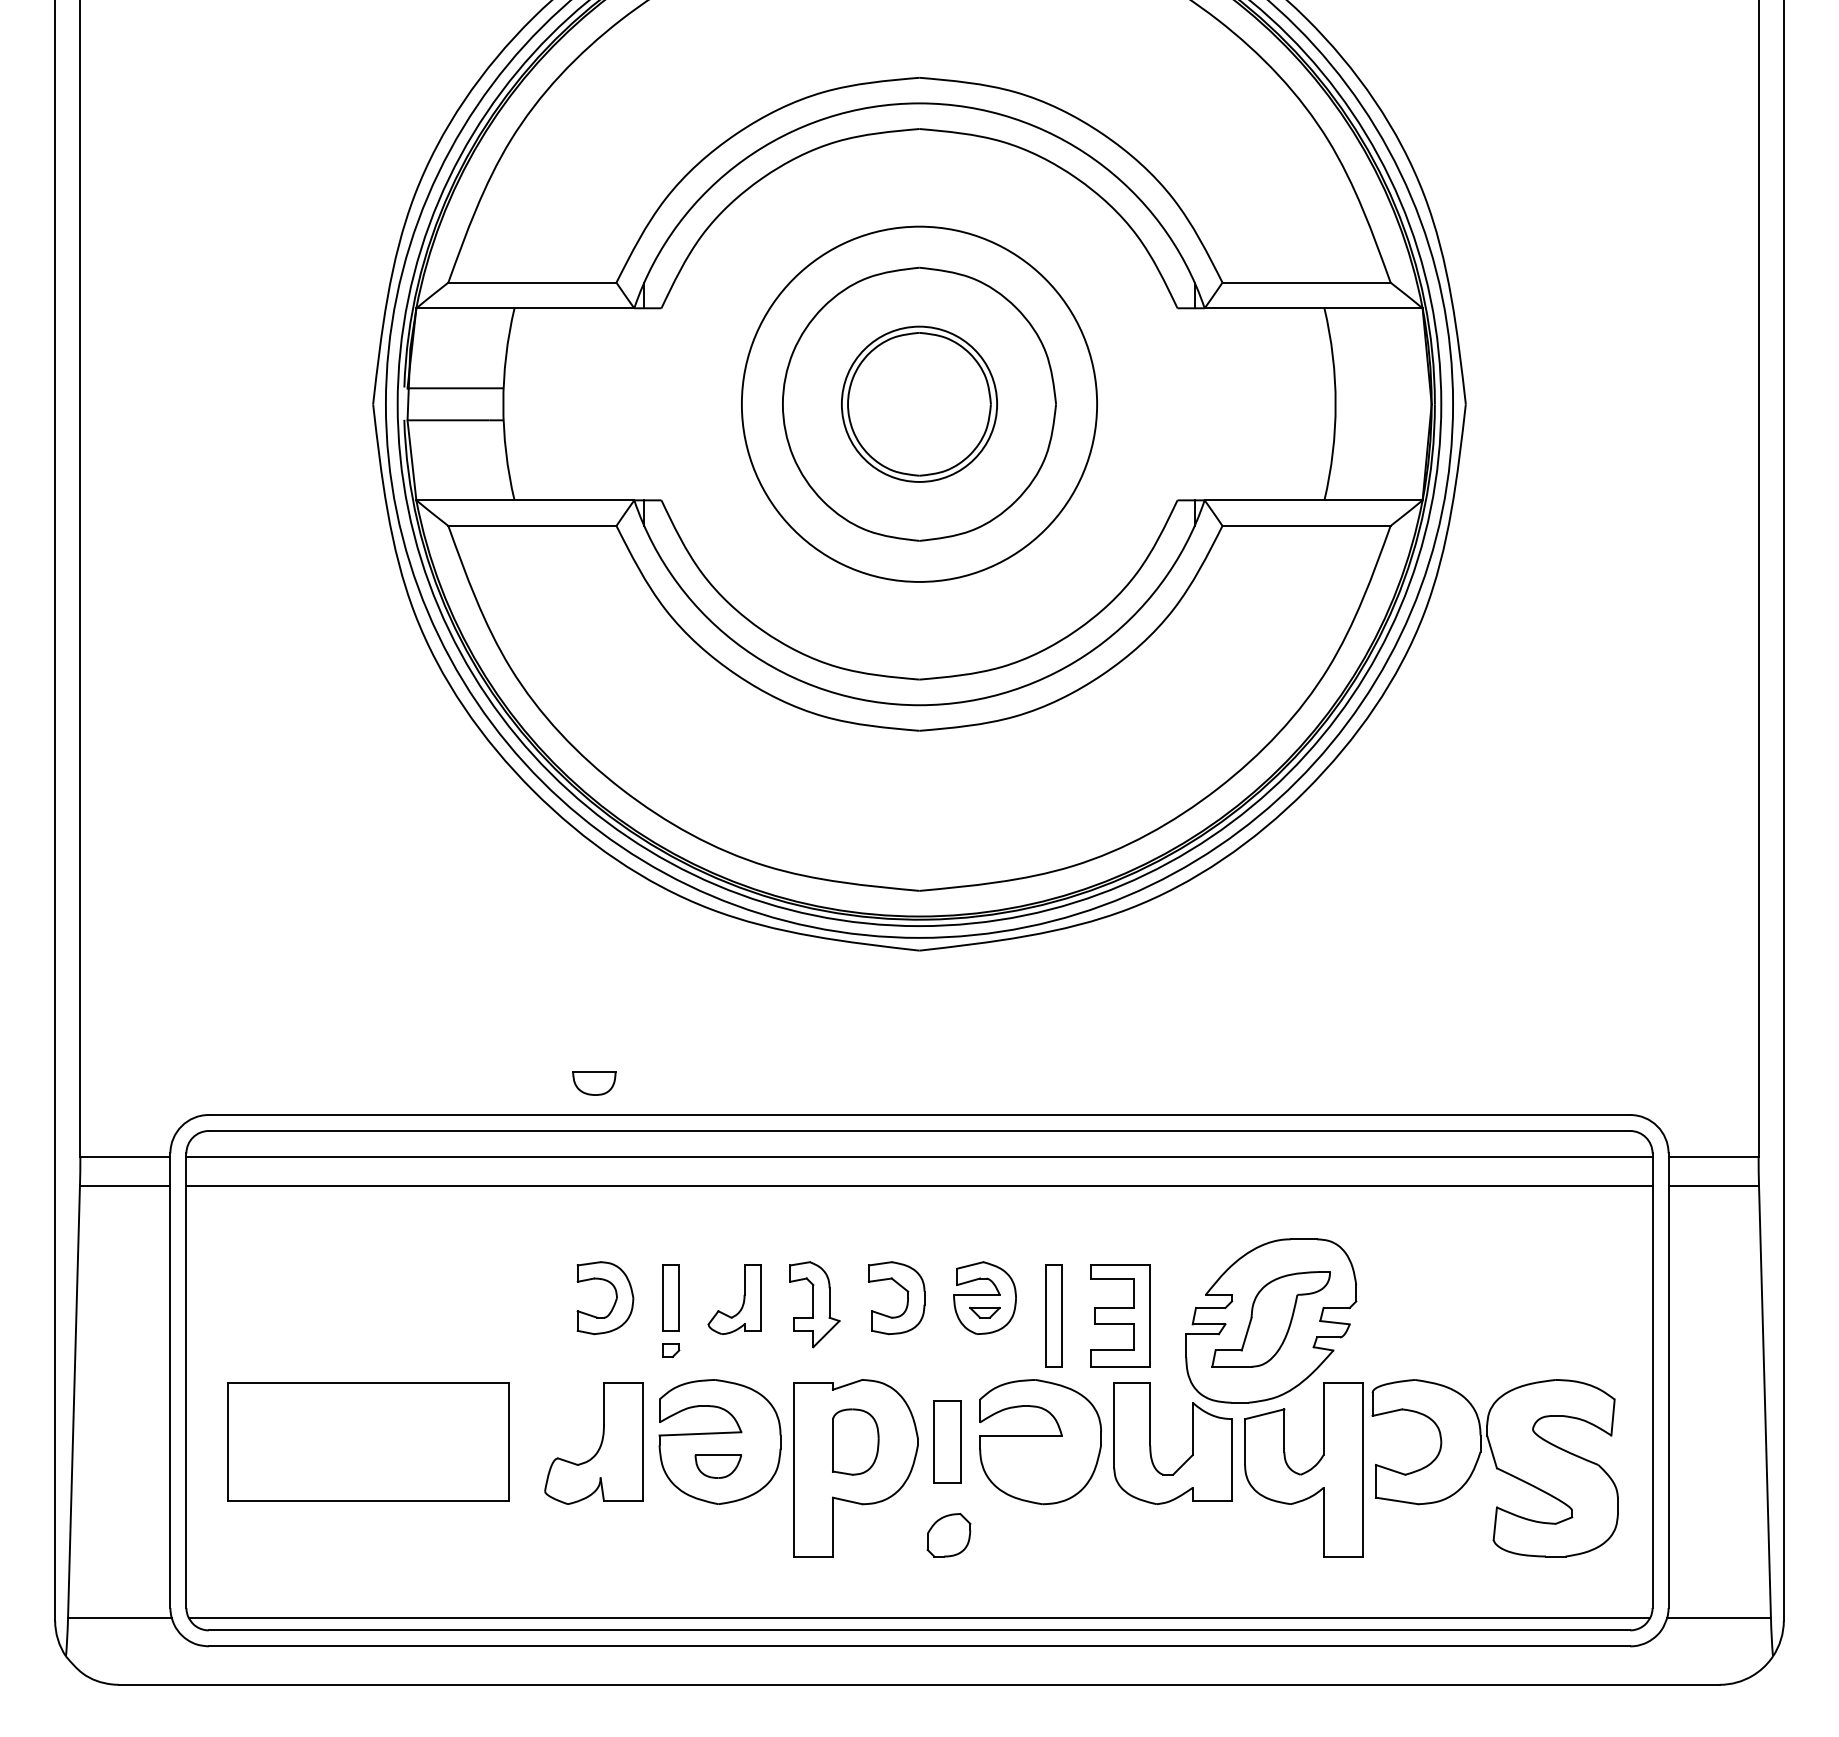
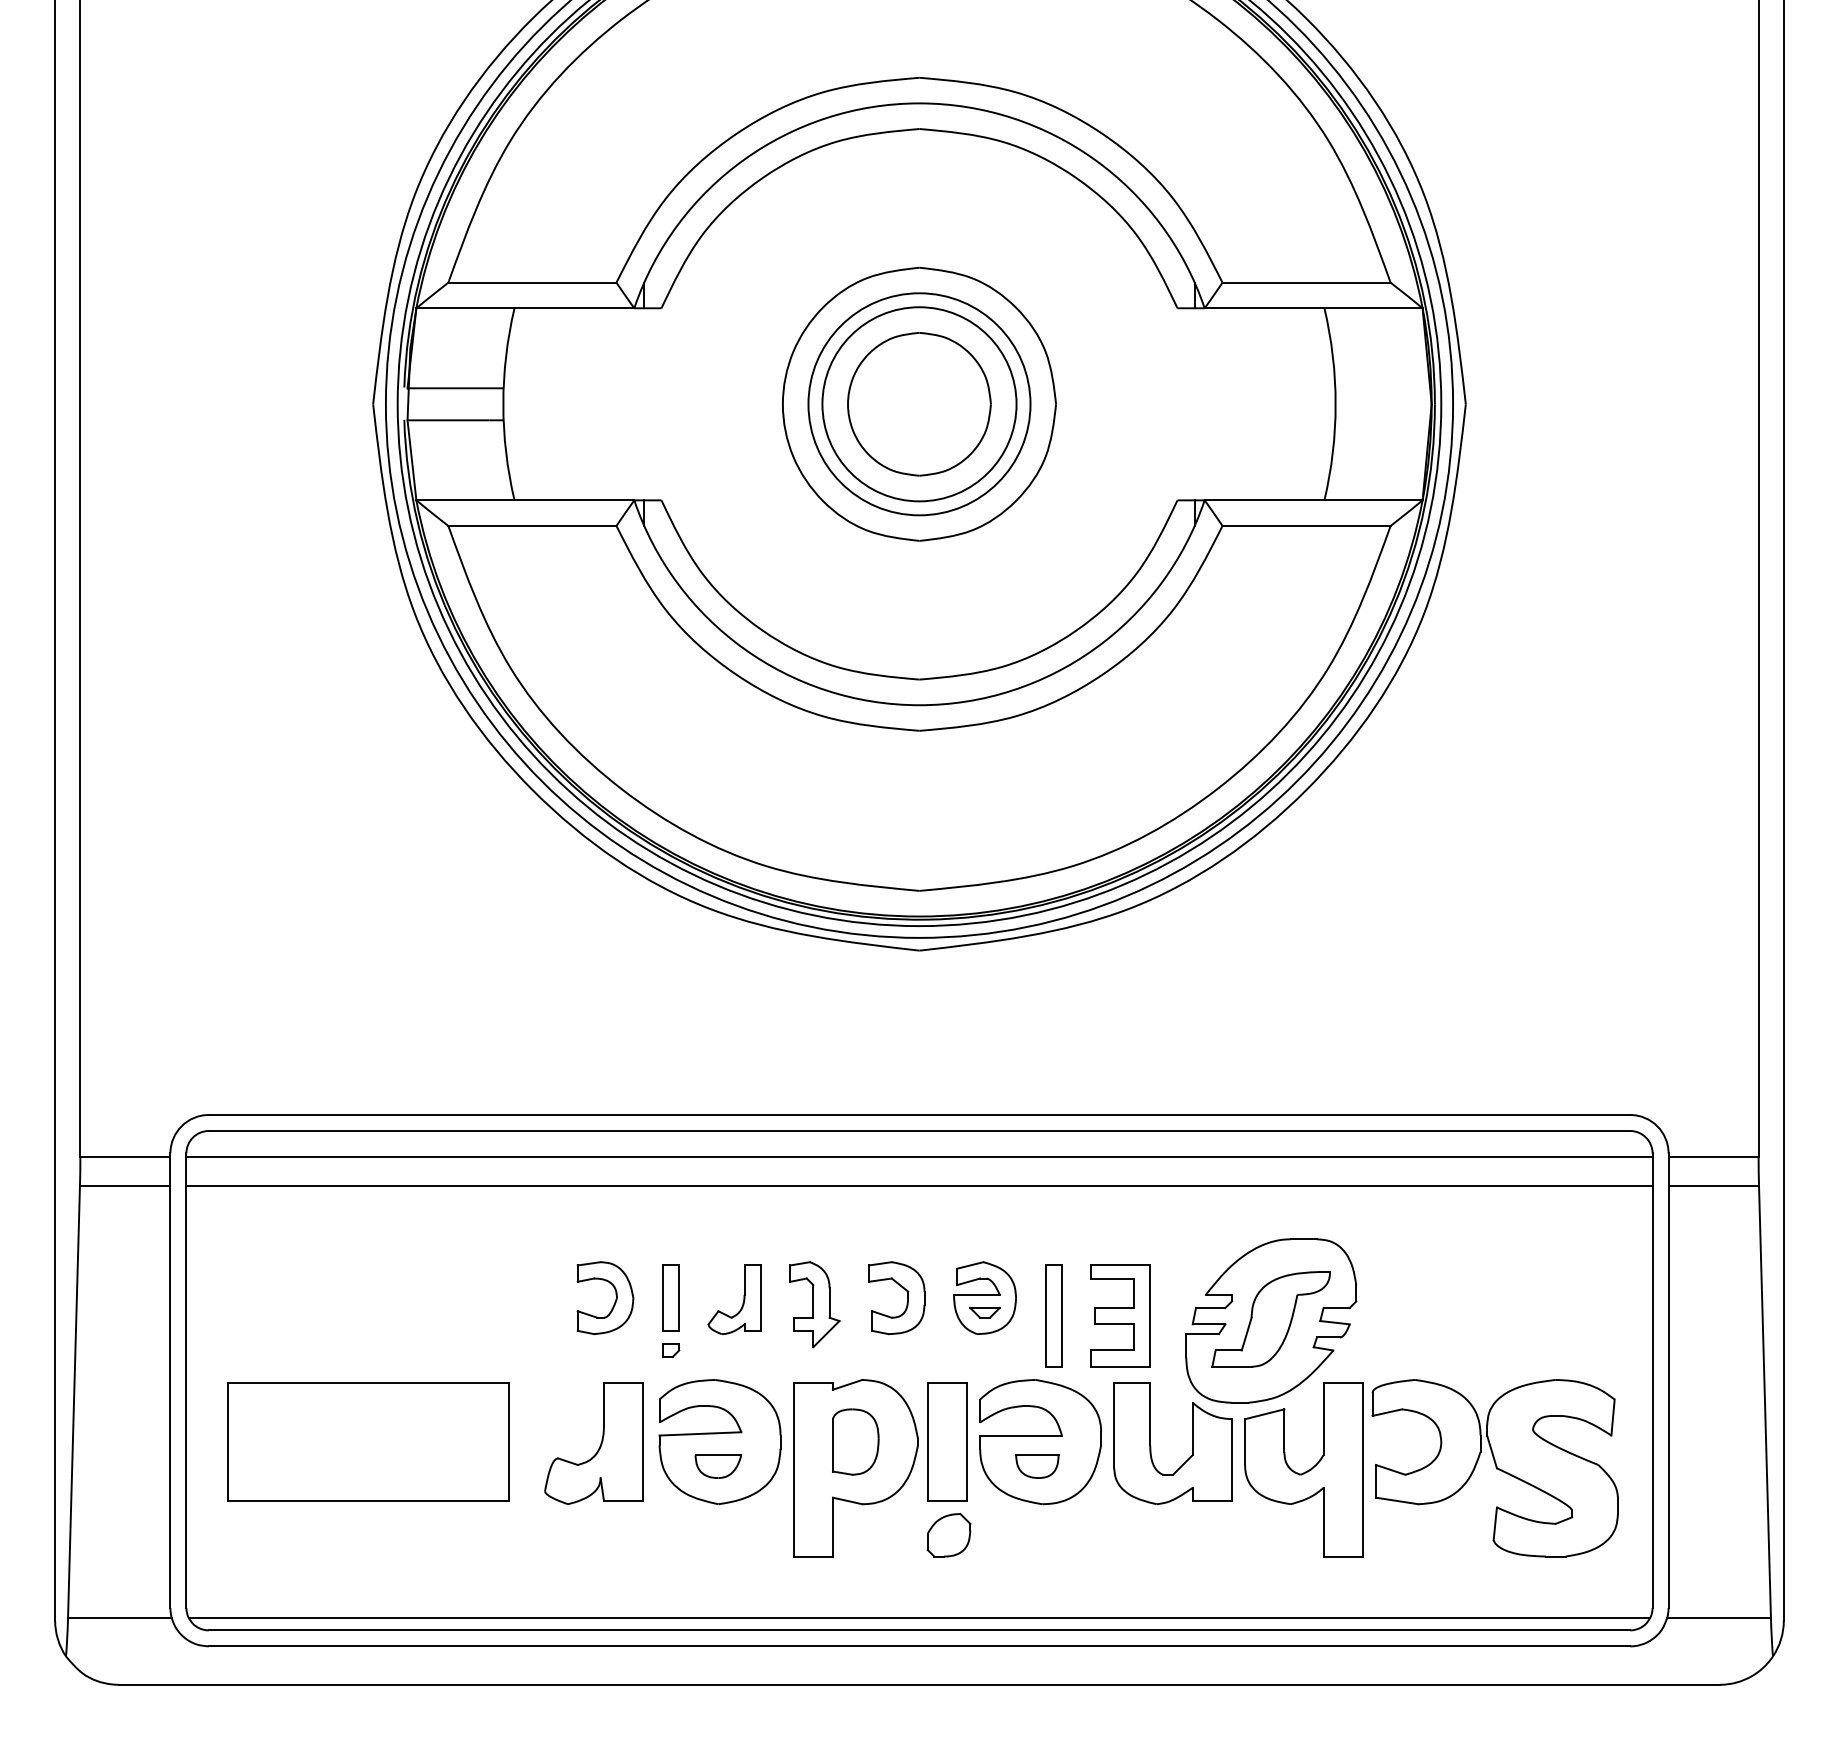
circle diameter: 155 px -> 194 px (919, 404)
circle diameter: 355 px -> 222 px (919, 404)
part position: (594, 1083) -> (1037, 1466) (1037, 1466)
part size: 29x84 px -> 41x120 px (947, 1441)
